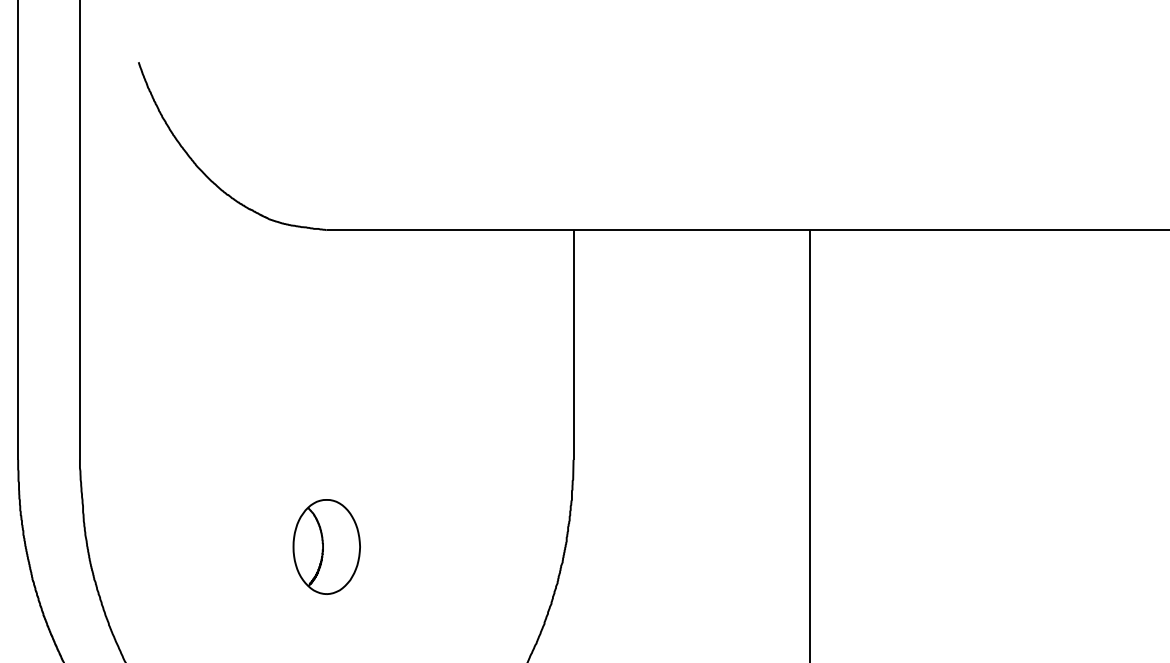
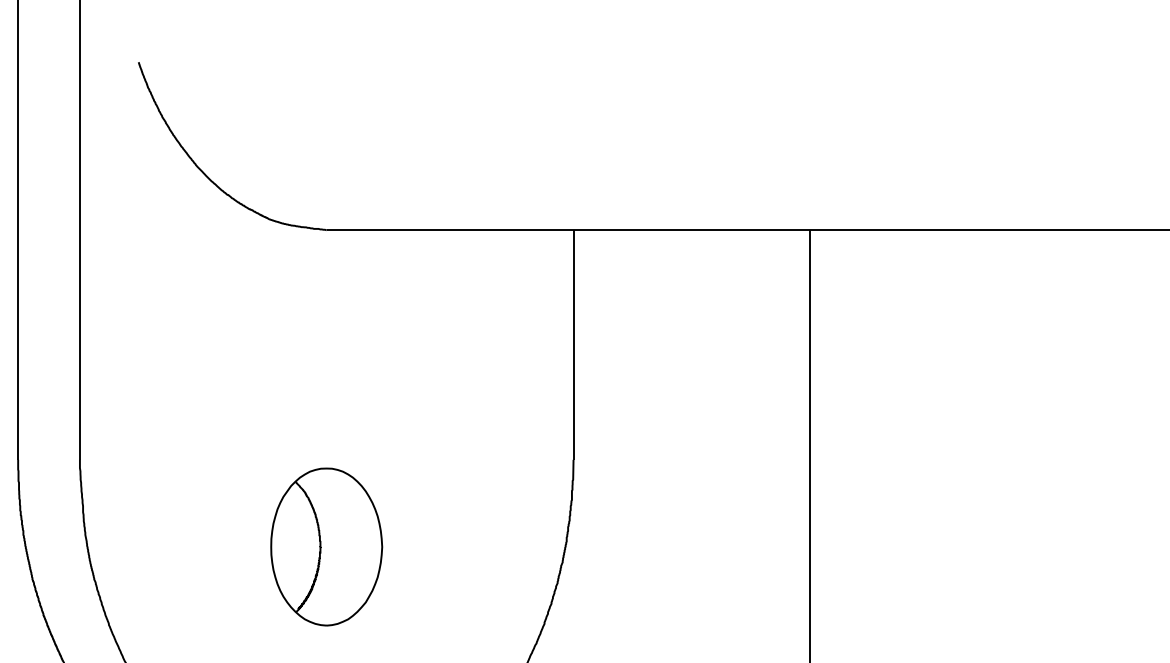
part size: 69x96 px -> 114x160 px (326, 546)
